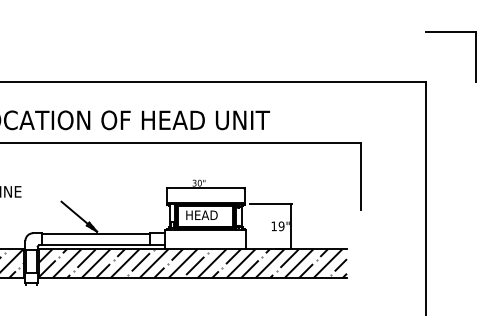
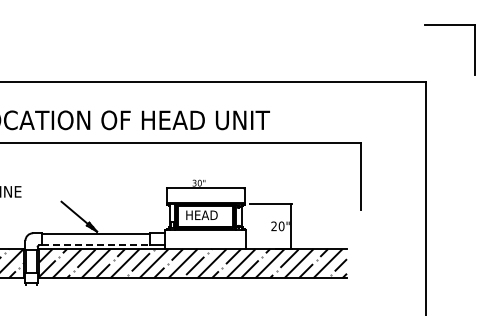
part position: (450, 32) -> (449, 25) (449, 25)
text: 19" -> 20" (277, 226)
line: solid -> dashed (96, 244)
